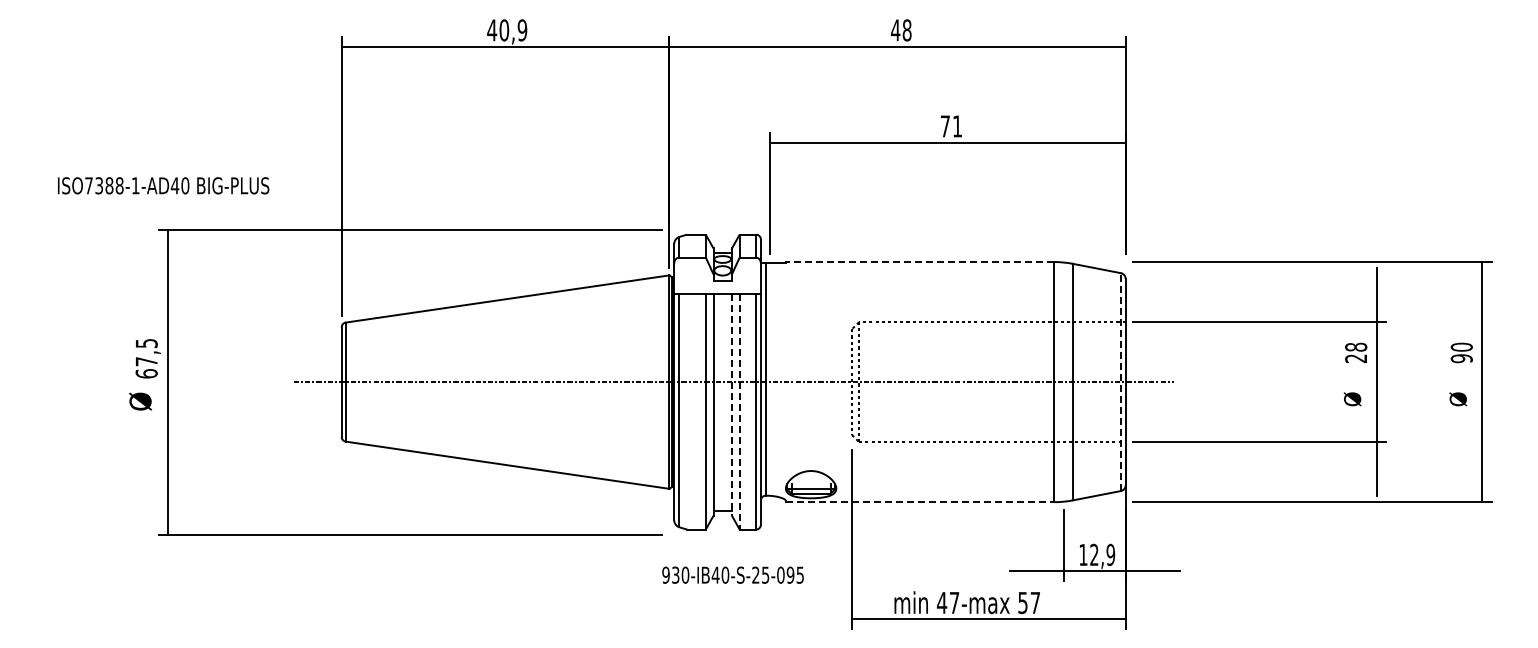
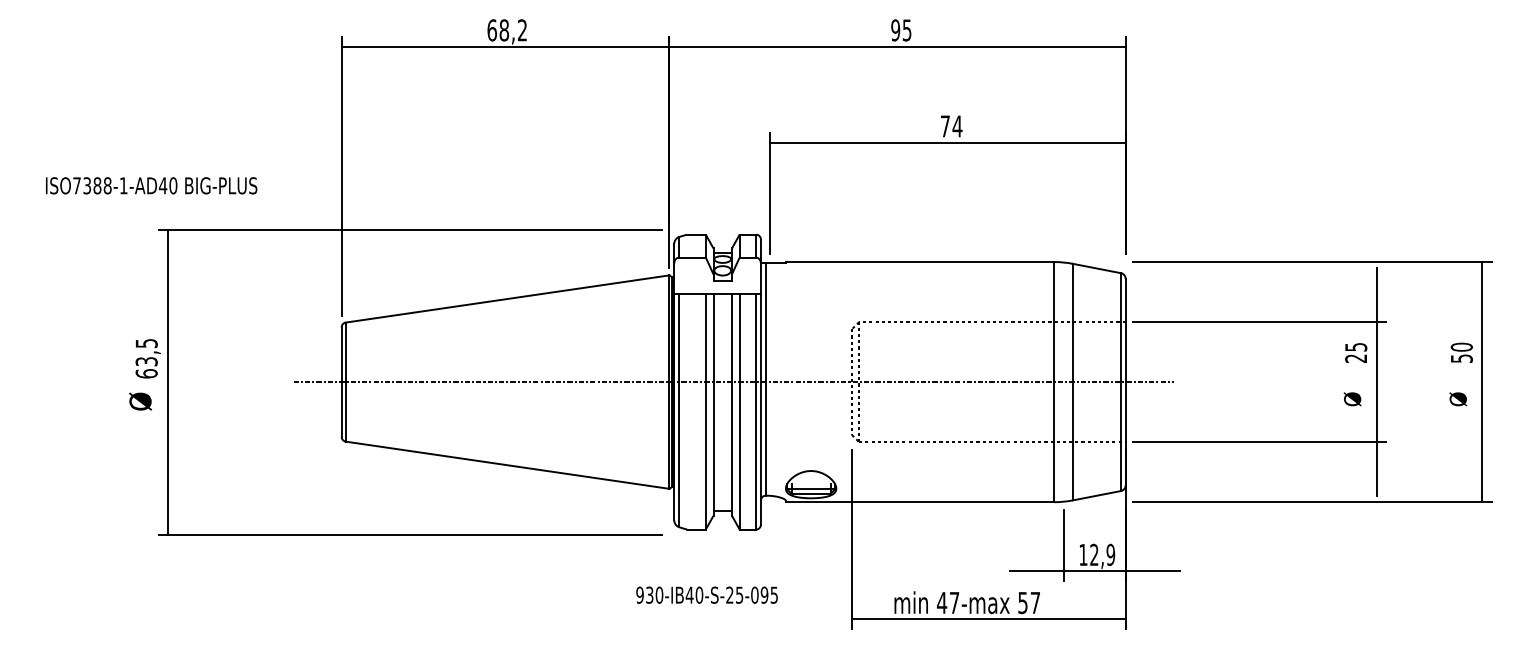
text: 40,9 -> 68,2 (507, 30)
text: 48 -> 95 (901, 30)
text: 71 -> 74 (957, 126)
text position: (163, 185) -> (151, 185) (151, 185)
line: dashed -> solid (919, 262)
text: 28 -> 25 (1356, 346)
text: 90 -> 50 (1461, 358)
text: 67,5 -> 63,5 (146, 361)
line: dashed -> solid (1121, 382)
line: dashed -> solid (732, 404)
line: dashed -> solid (739, 411)
line: dashed -> solid (920, 502)
text position: (732, 574) -> (706, 594) (706, 594)
